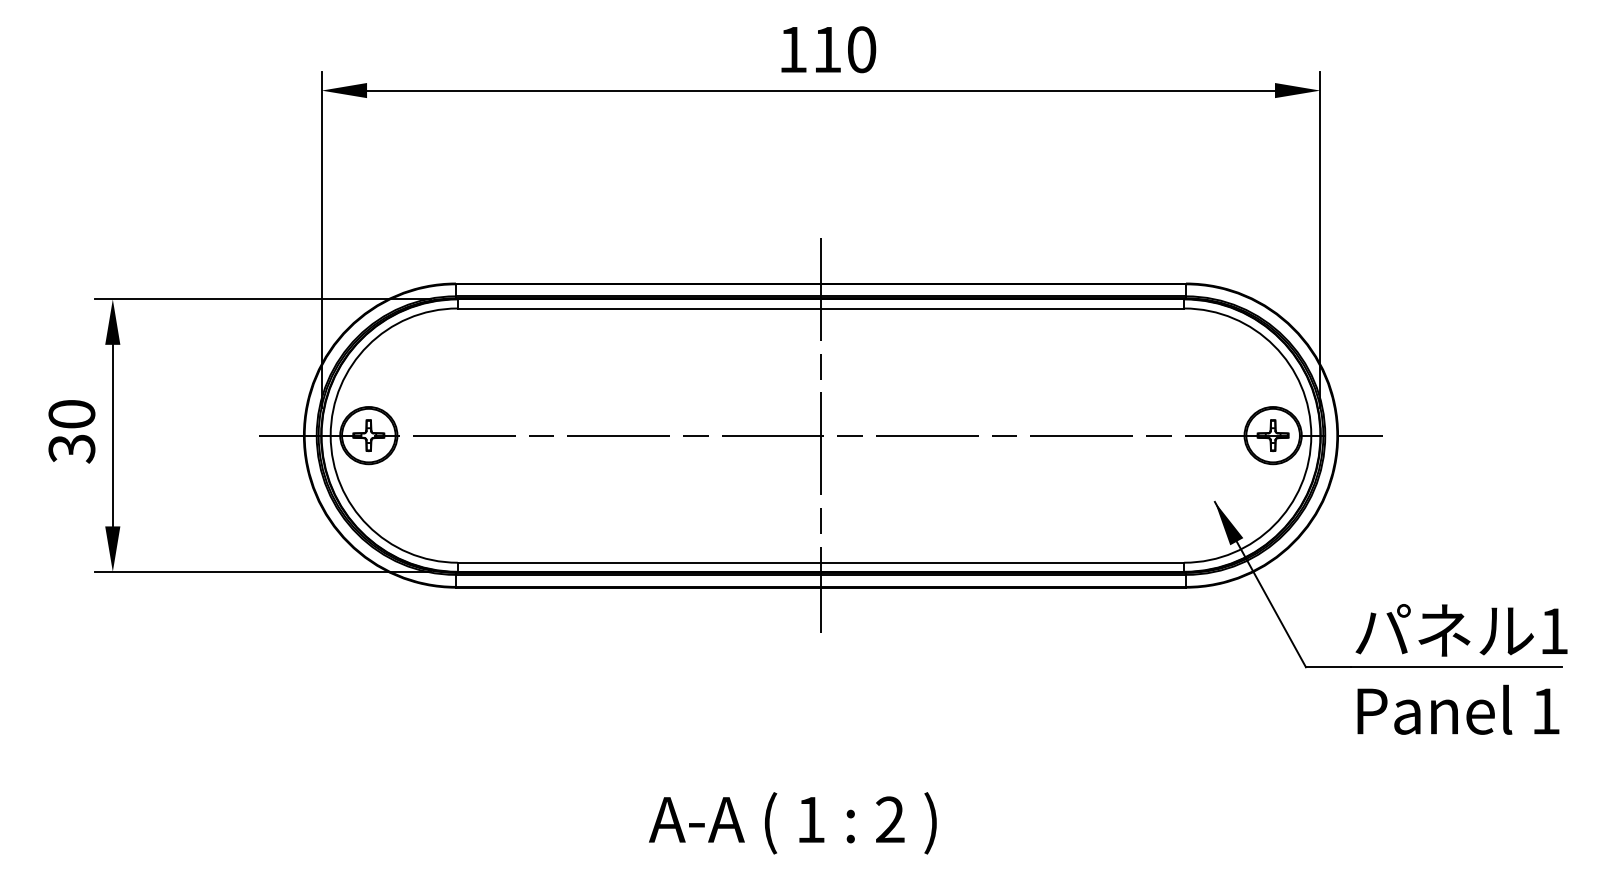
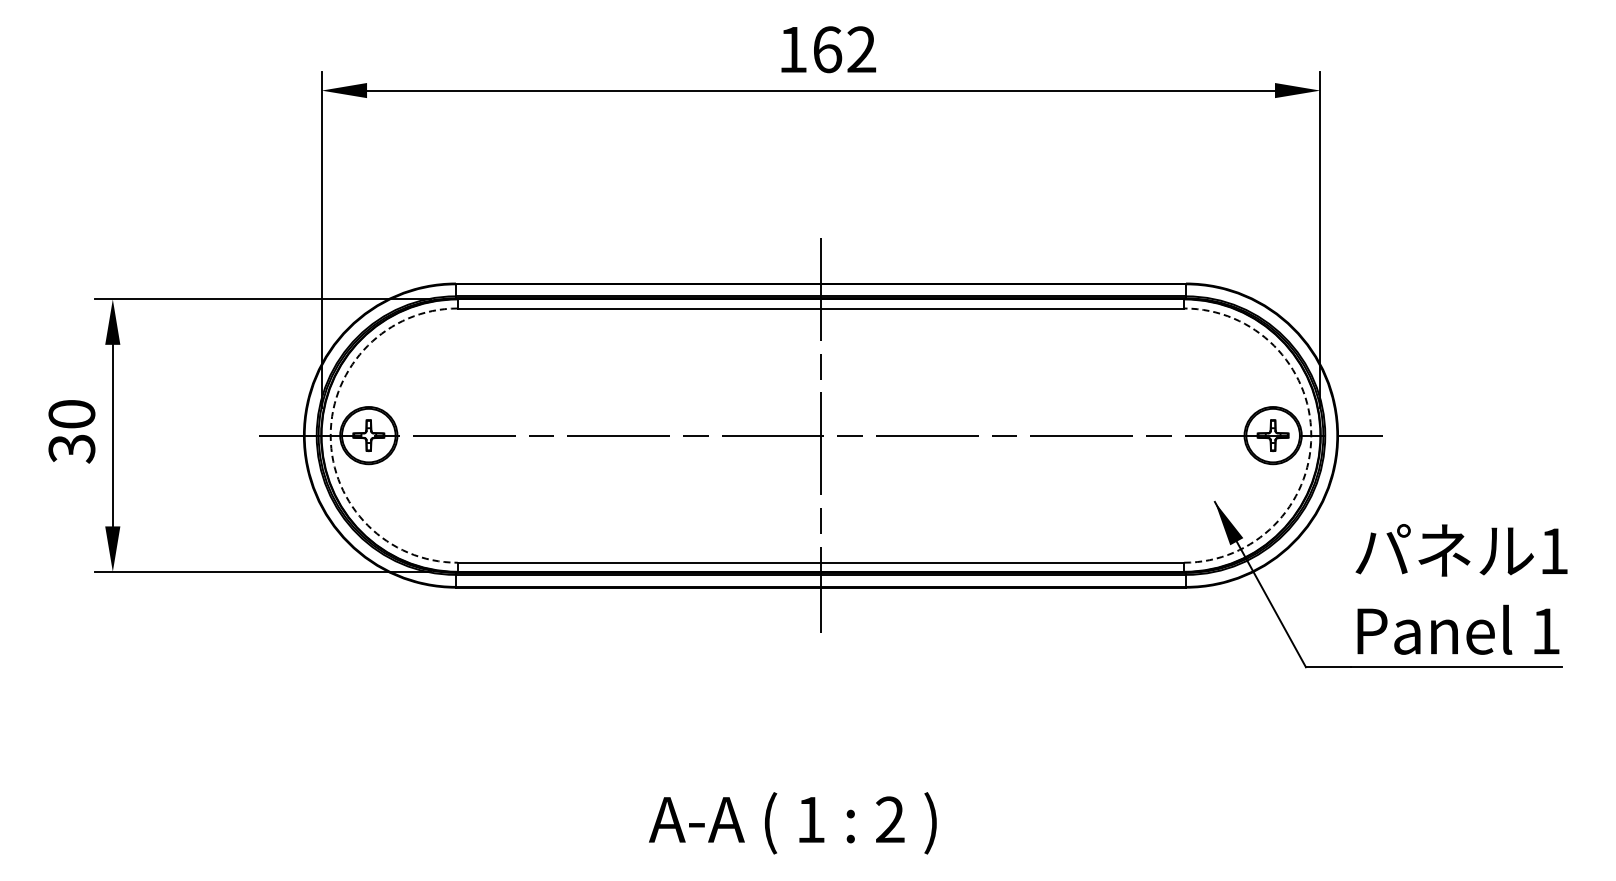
text: 110 -> 162 (845, 49)
arc: solid -> dashed (330, 435)
arc: solid -> dashed (1311, 435)
text position: (1461, 669) -> (1461, 589) (1461, 589)
